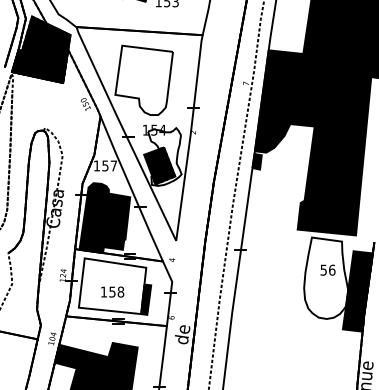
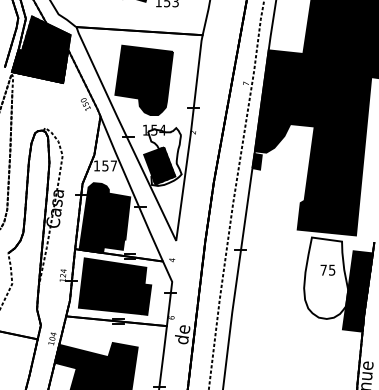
fill: none -> present (144, 80)
text: 56 -> 75 (327, 269)
fill: none -> present (112, 286)
